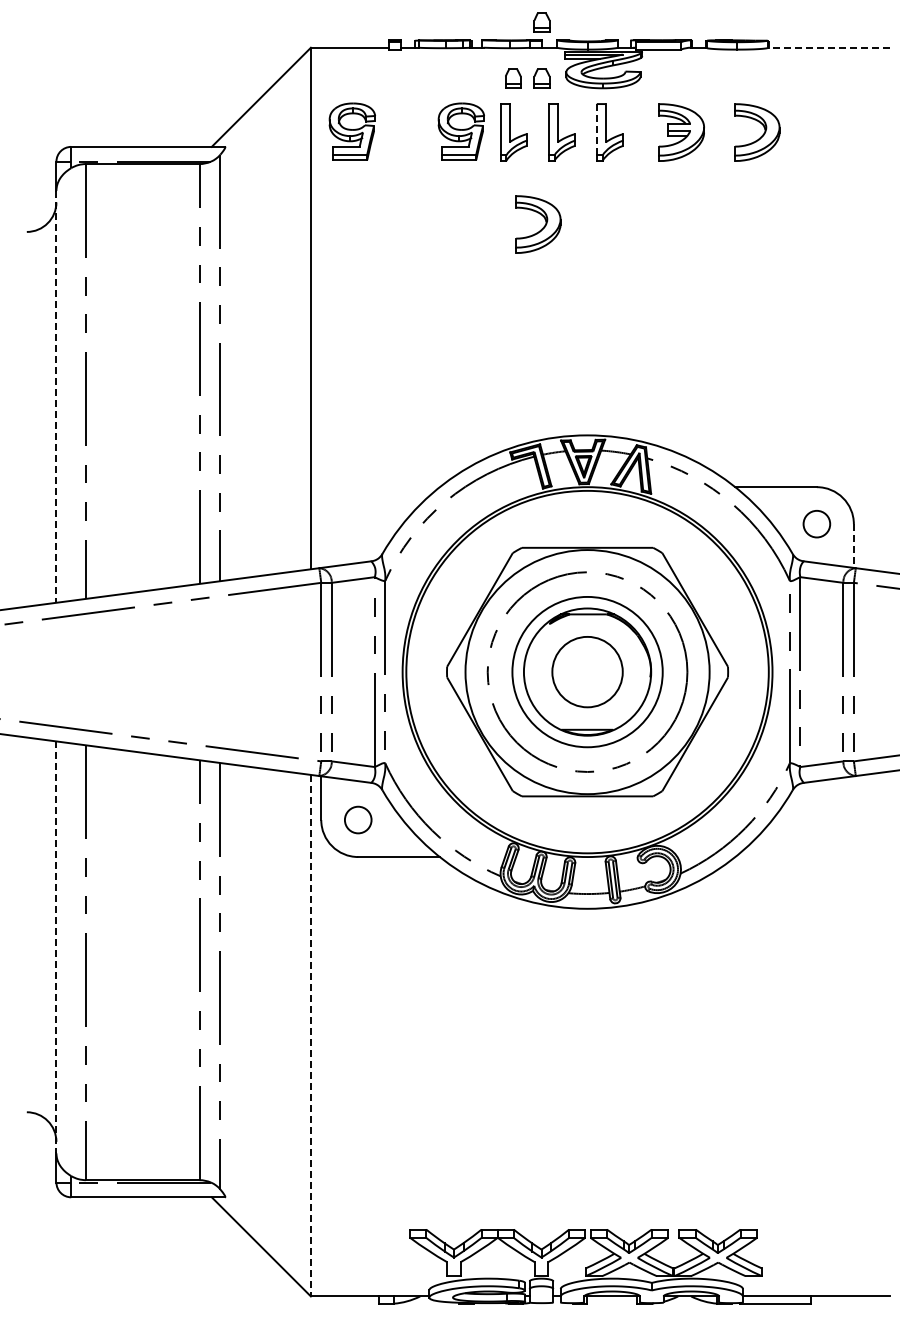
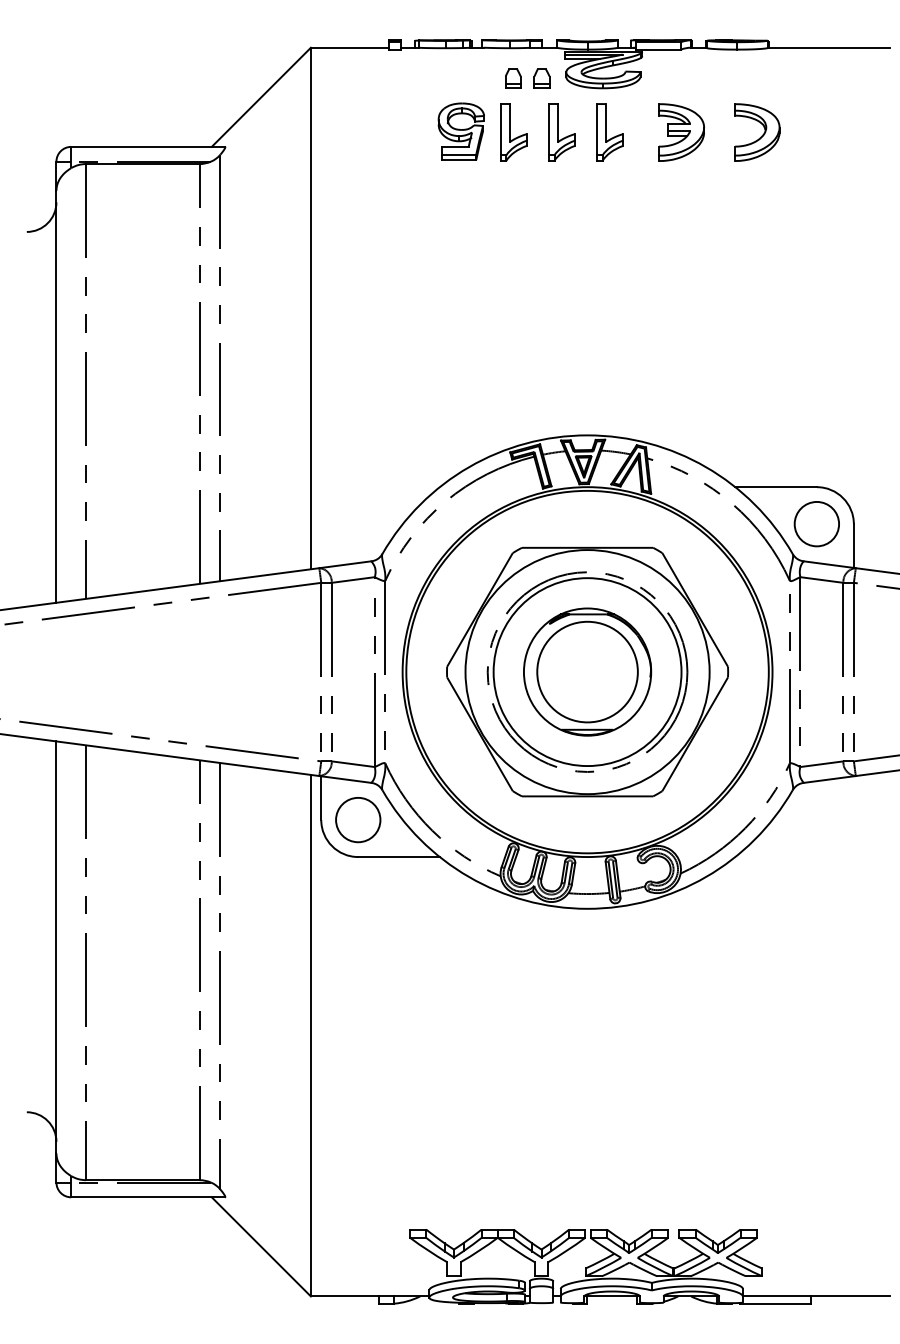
part: present -> none (541, 22)
line: dashed -> solid (828, 47)
line: dashed -> solid (596, 129)
part: present -> none (351, 131)
part: present -> none (538, 224)
line: dashed -> solid (56, 396)
circle diameter: 27 px -> 44 px (816, 523)
line: dashed -> solid (853, 546)
circle diameter: 150 px -> 188 px (587, 672)
circle diameter: 70 px -> 101 px (587, 671)
circle diameter: 27 px -> 44 px (358, 819)
line: dashed -> solid (56, 947)
line: dashed -> solid (310, 1035)
